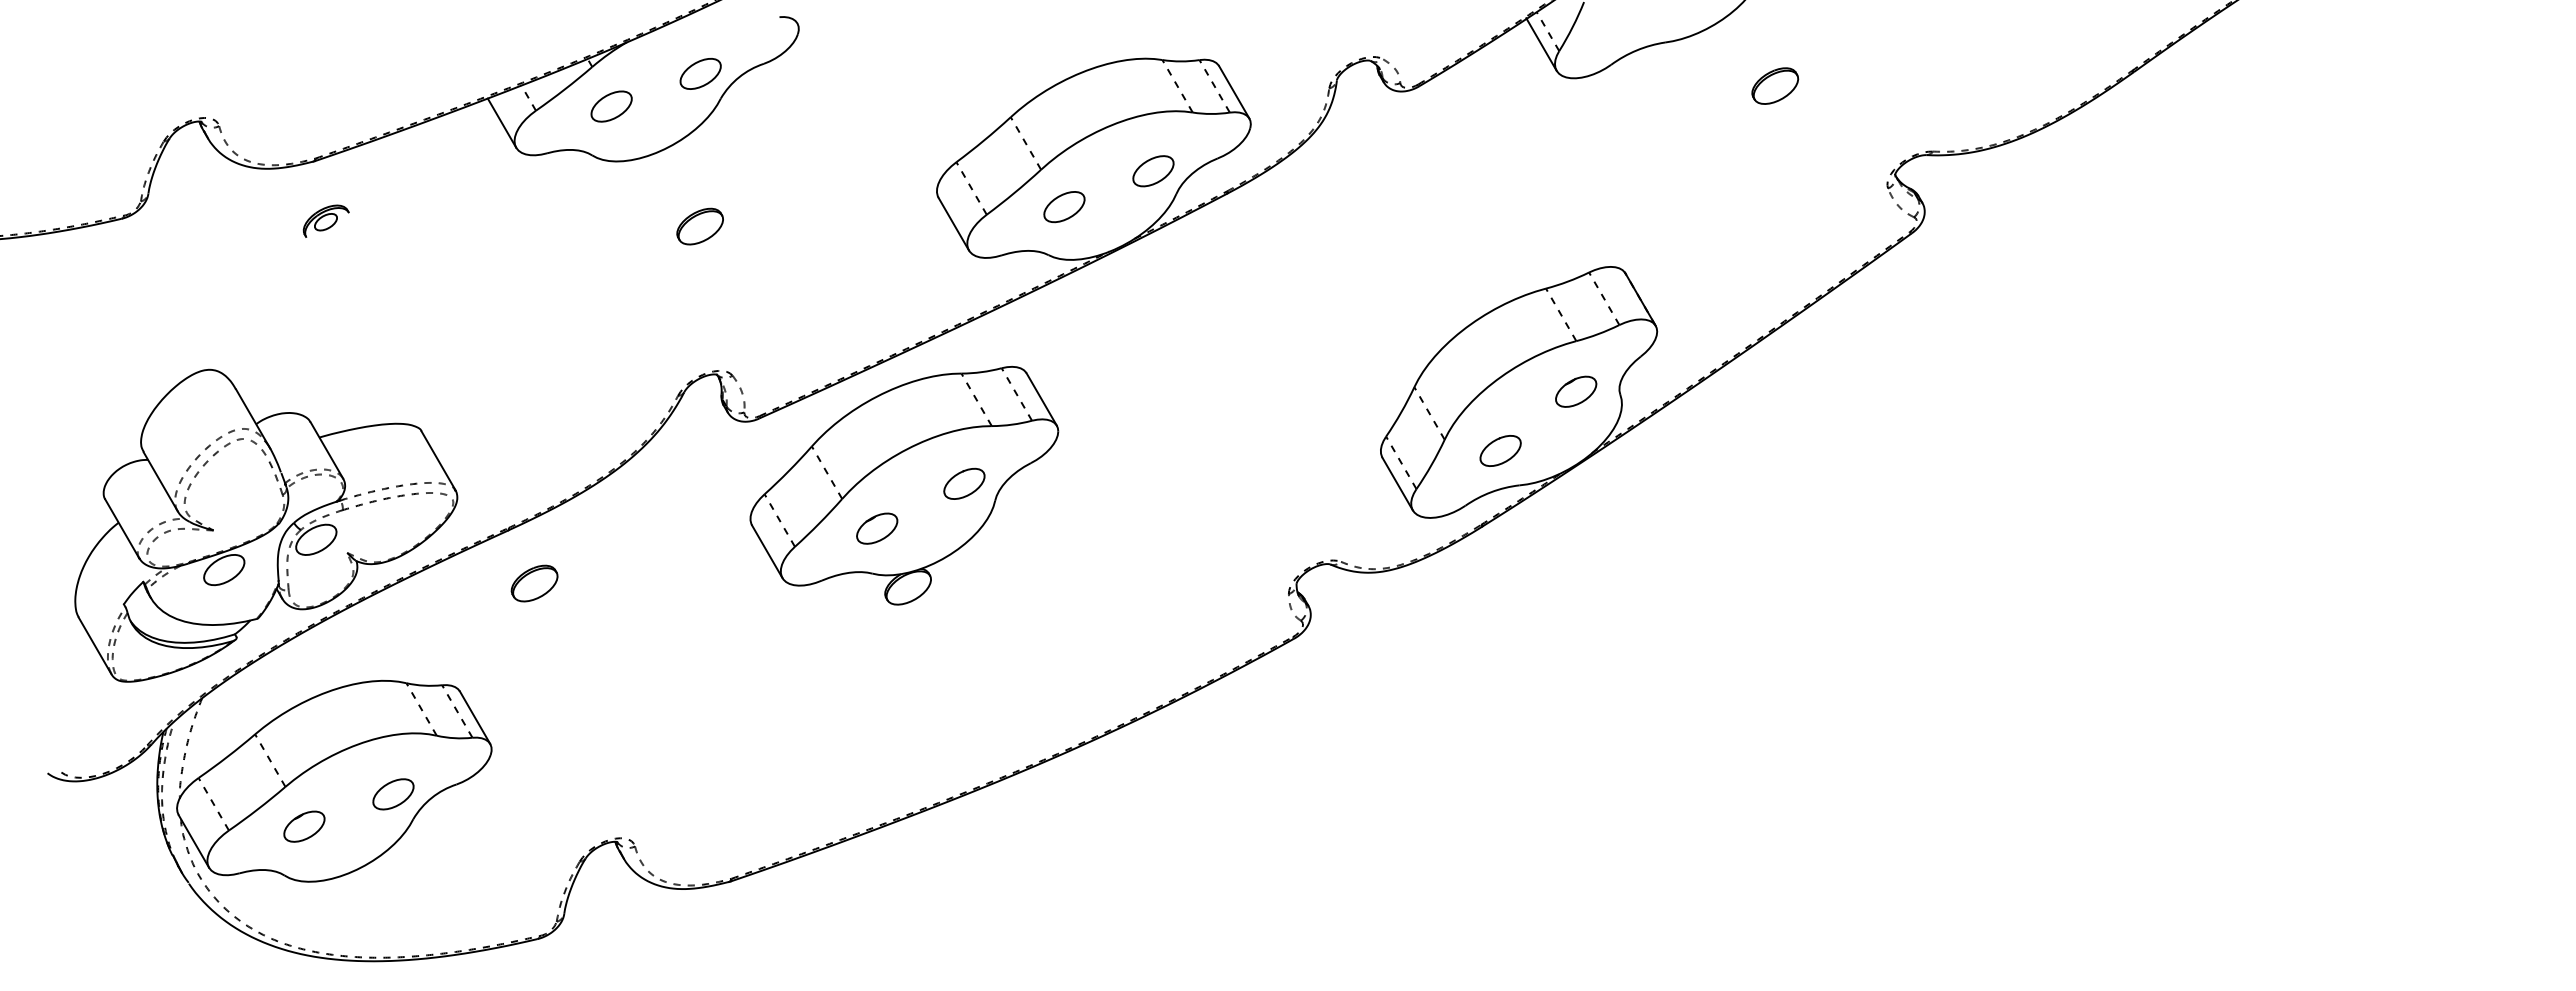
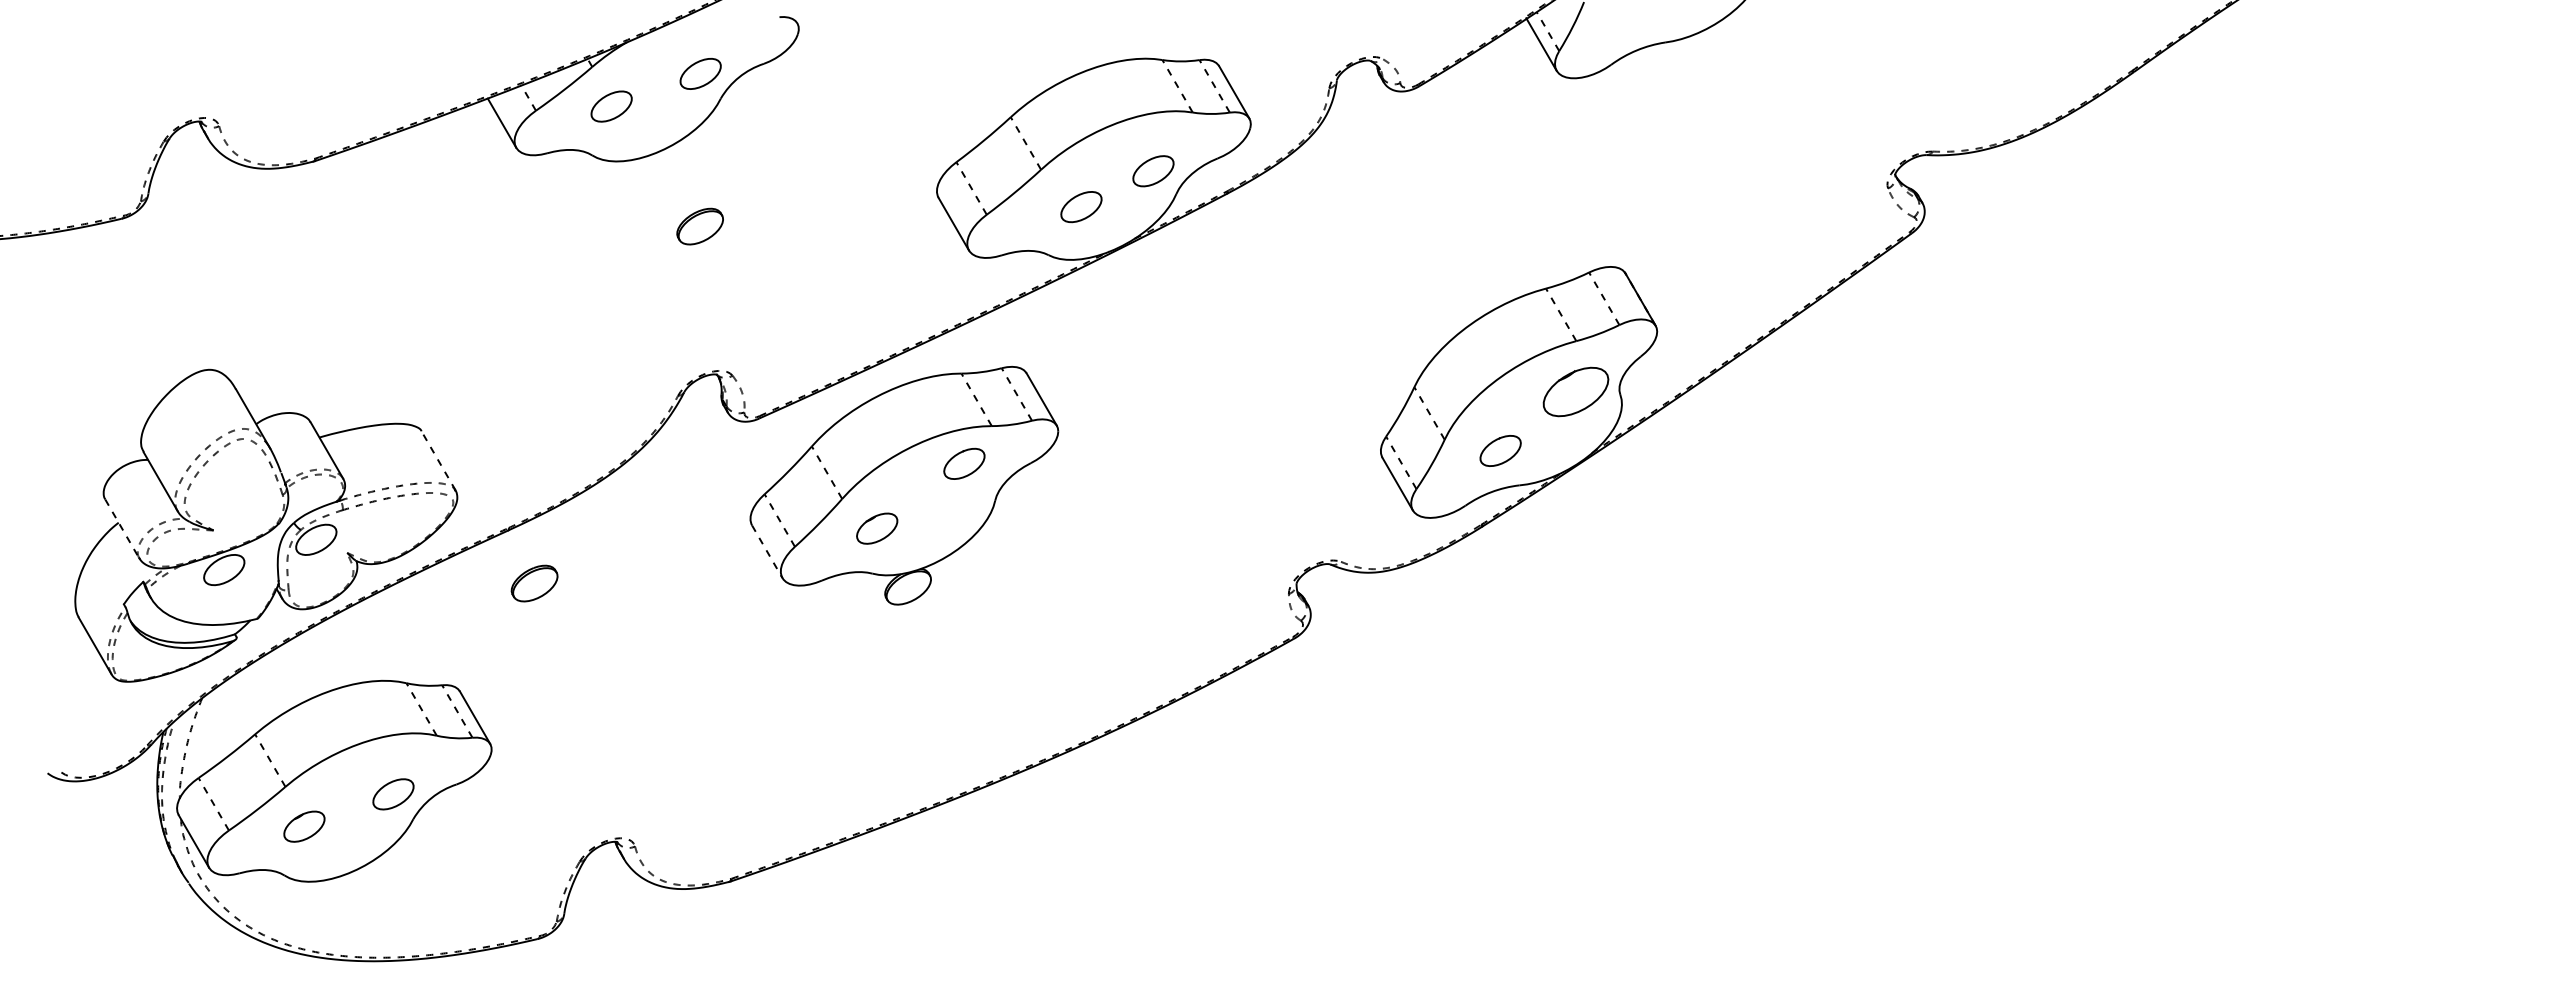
part: present -> none (1775, 85)
part position: (1064, 207) -> (1081, 207) (1081, 207)
part: present -> none (325, 220)
part size: 43x33 px -> 68x52 px (1575, 391)
line: solid -> dashed (438, 460)
part position: (964, 483) -> (964, 463) (964, 463)
line: solid -> dashed (122, 529)
line: solid -> dashed (767, 552)
